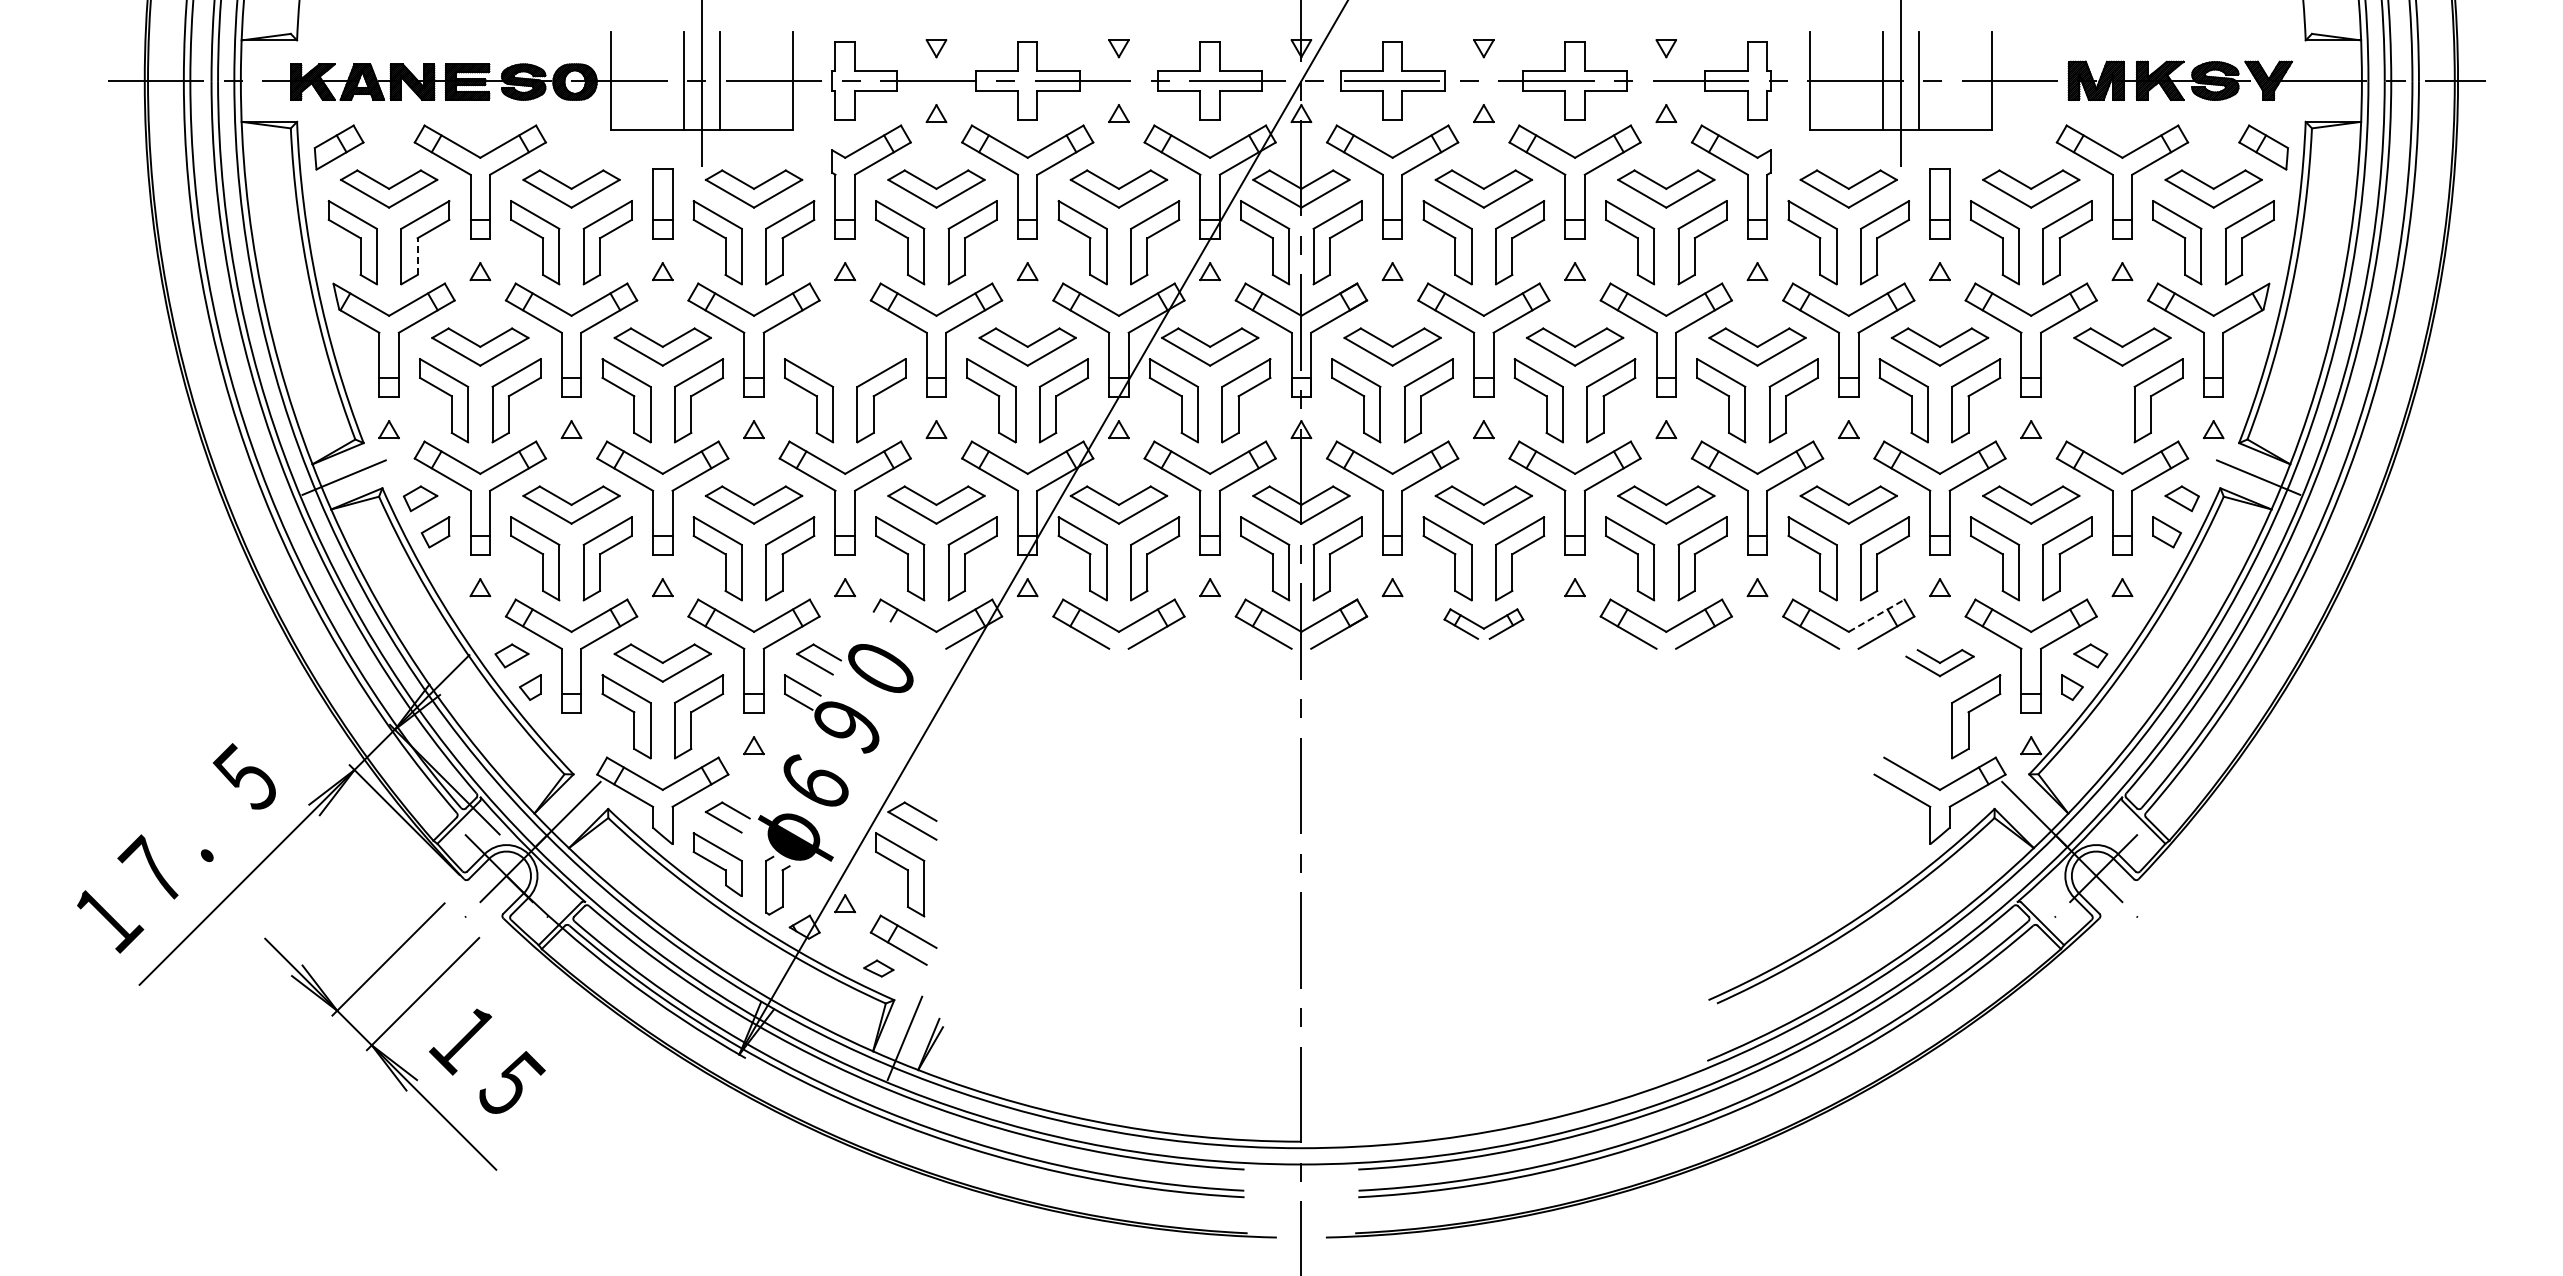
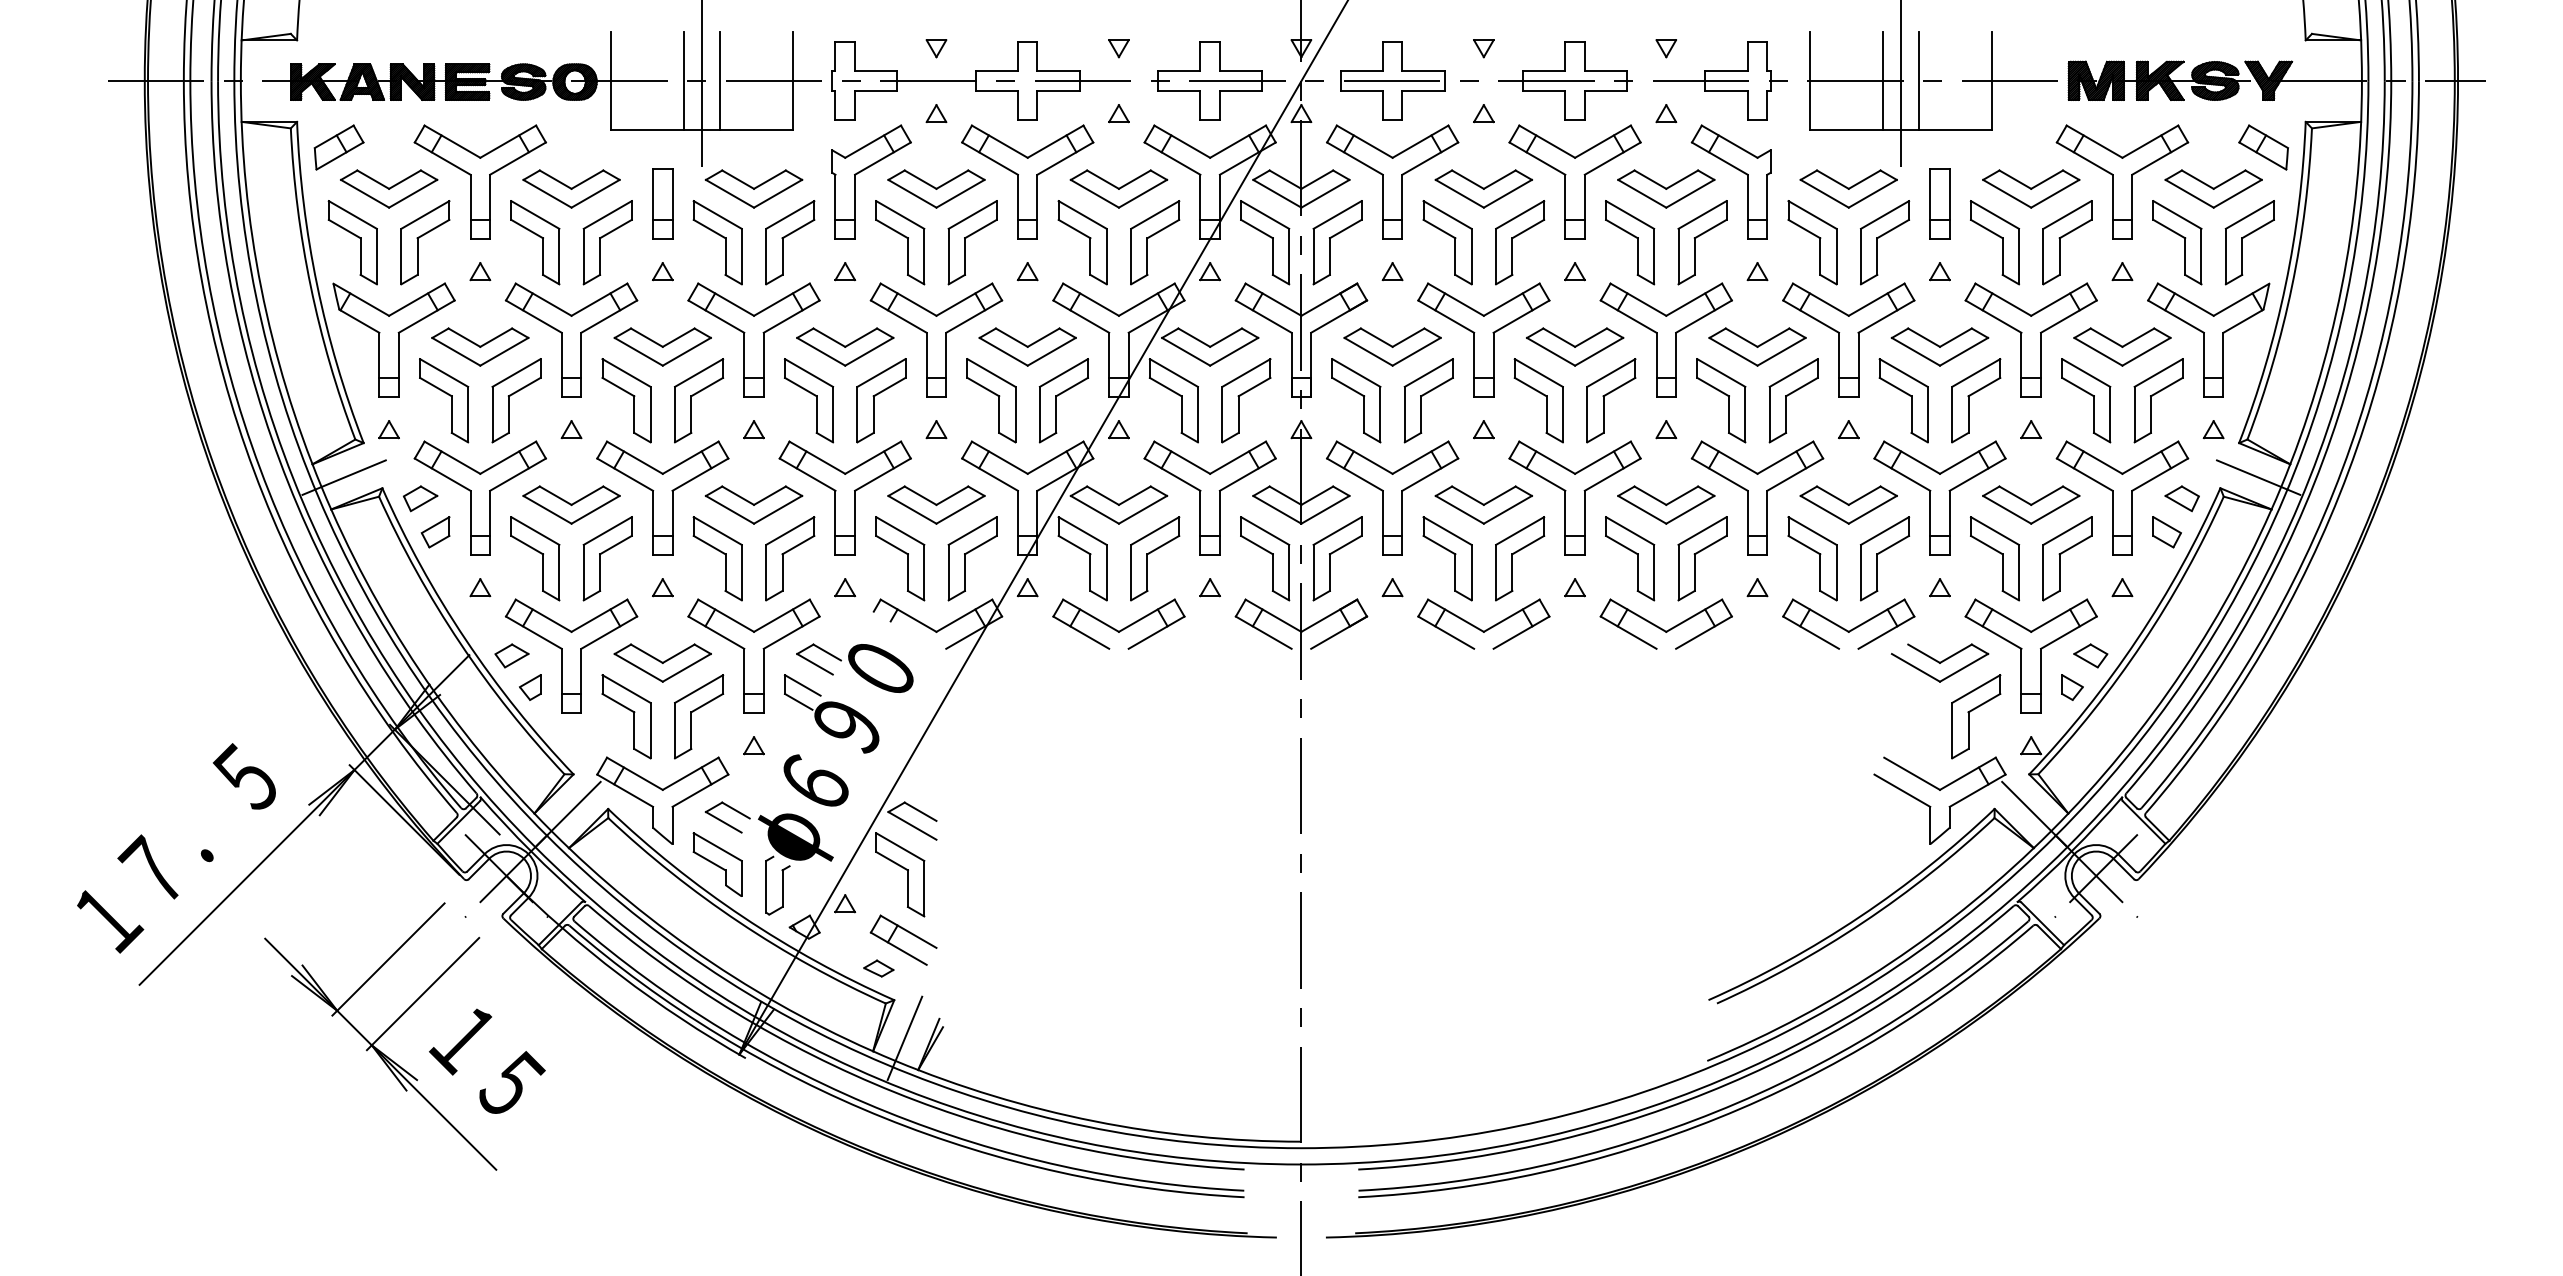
line: dashed -> solid (417, 256)
part: none -> present (845, 346)
part: none -> present (2088, 394)
line: dashed -> solid (1877, 615)
part size: 82x32 px -> 134x52 px (1483, 623)
part size: 70x29 px -> 100x40 px (1939, 662)
